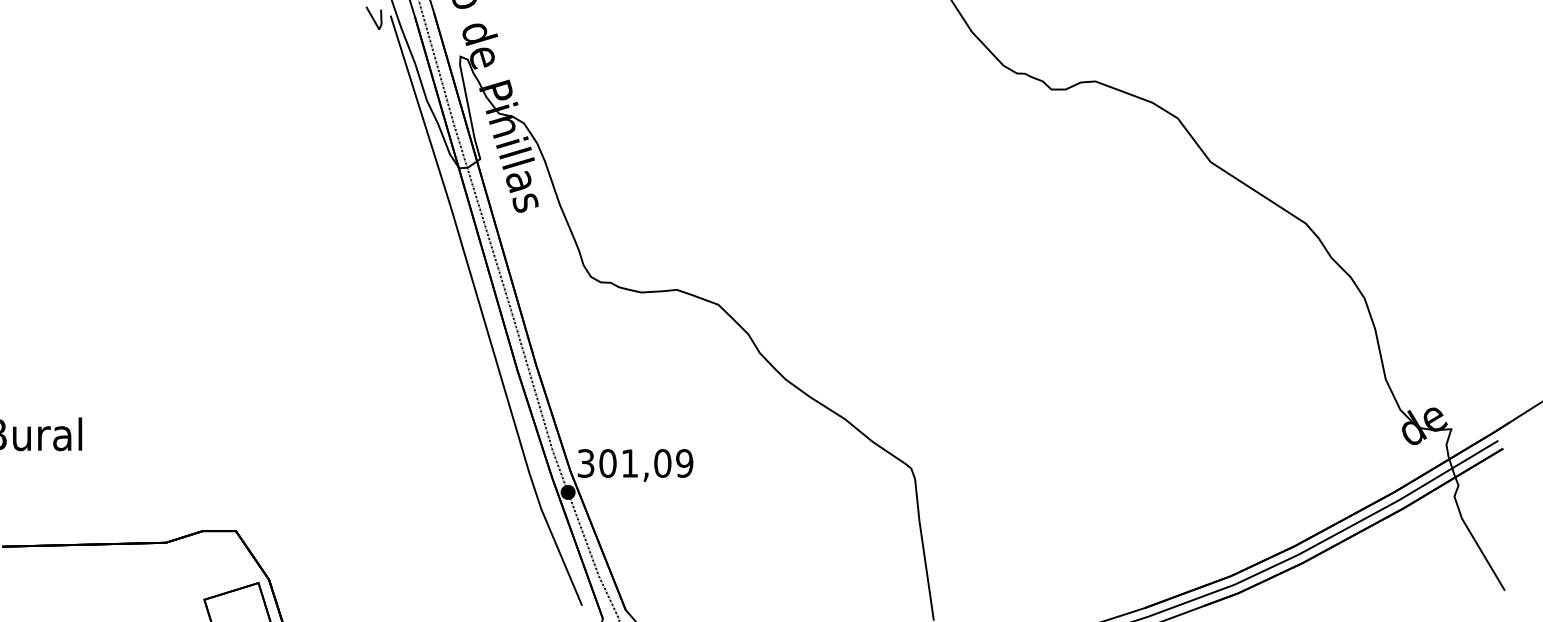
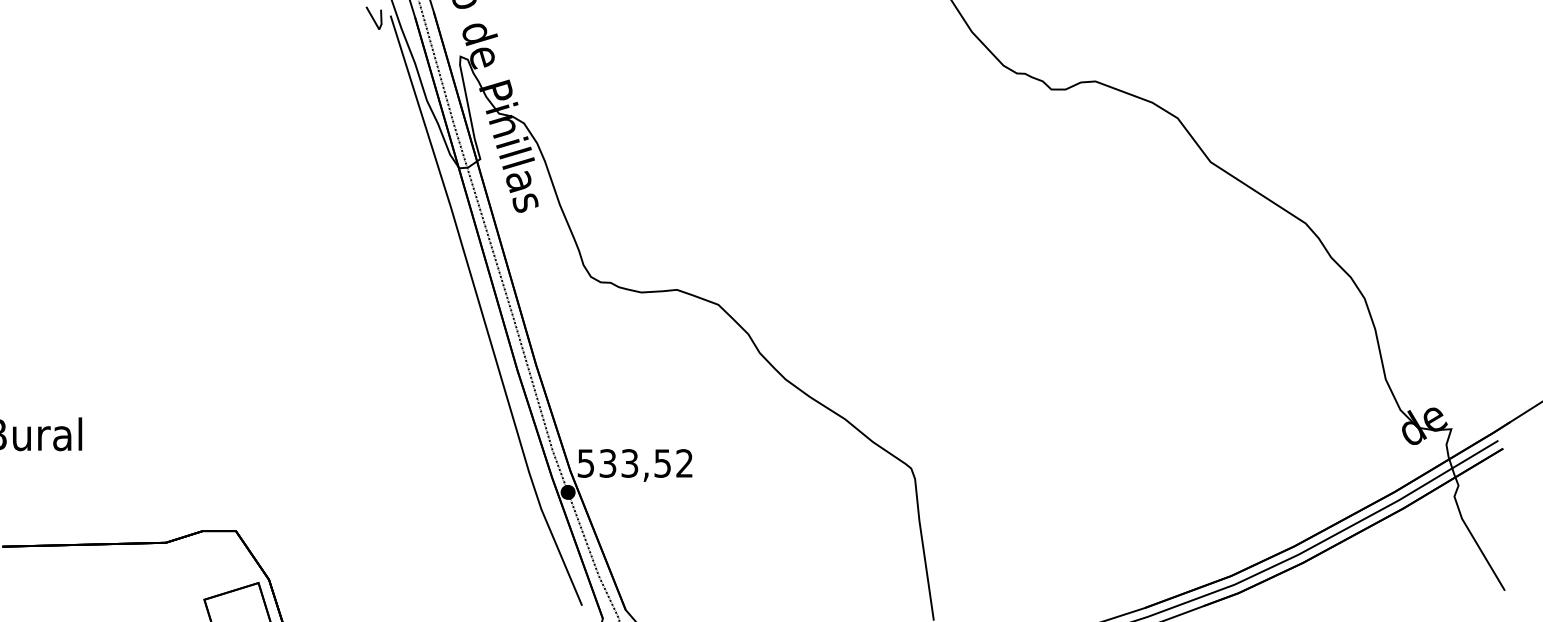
text: 301,09 -> 533,52 (635, 463)
